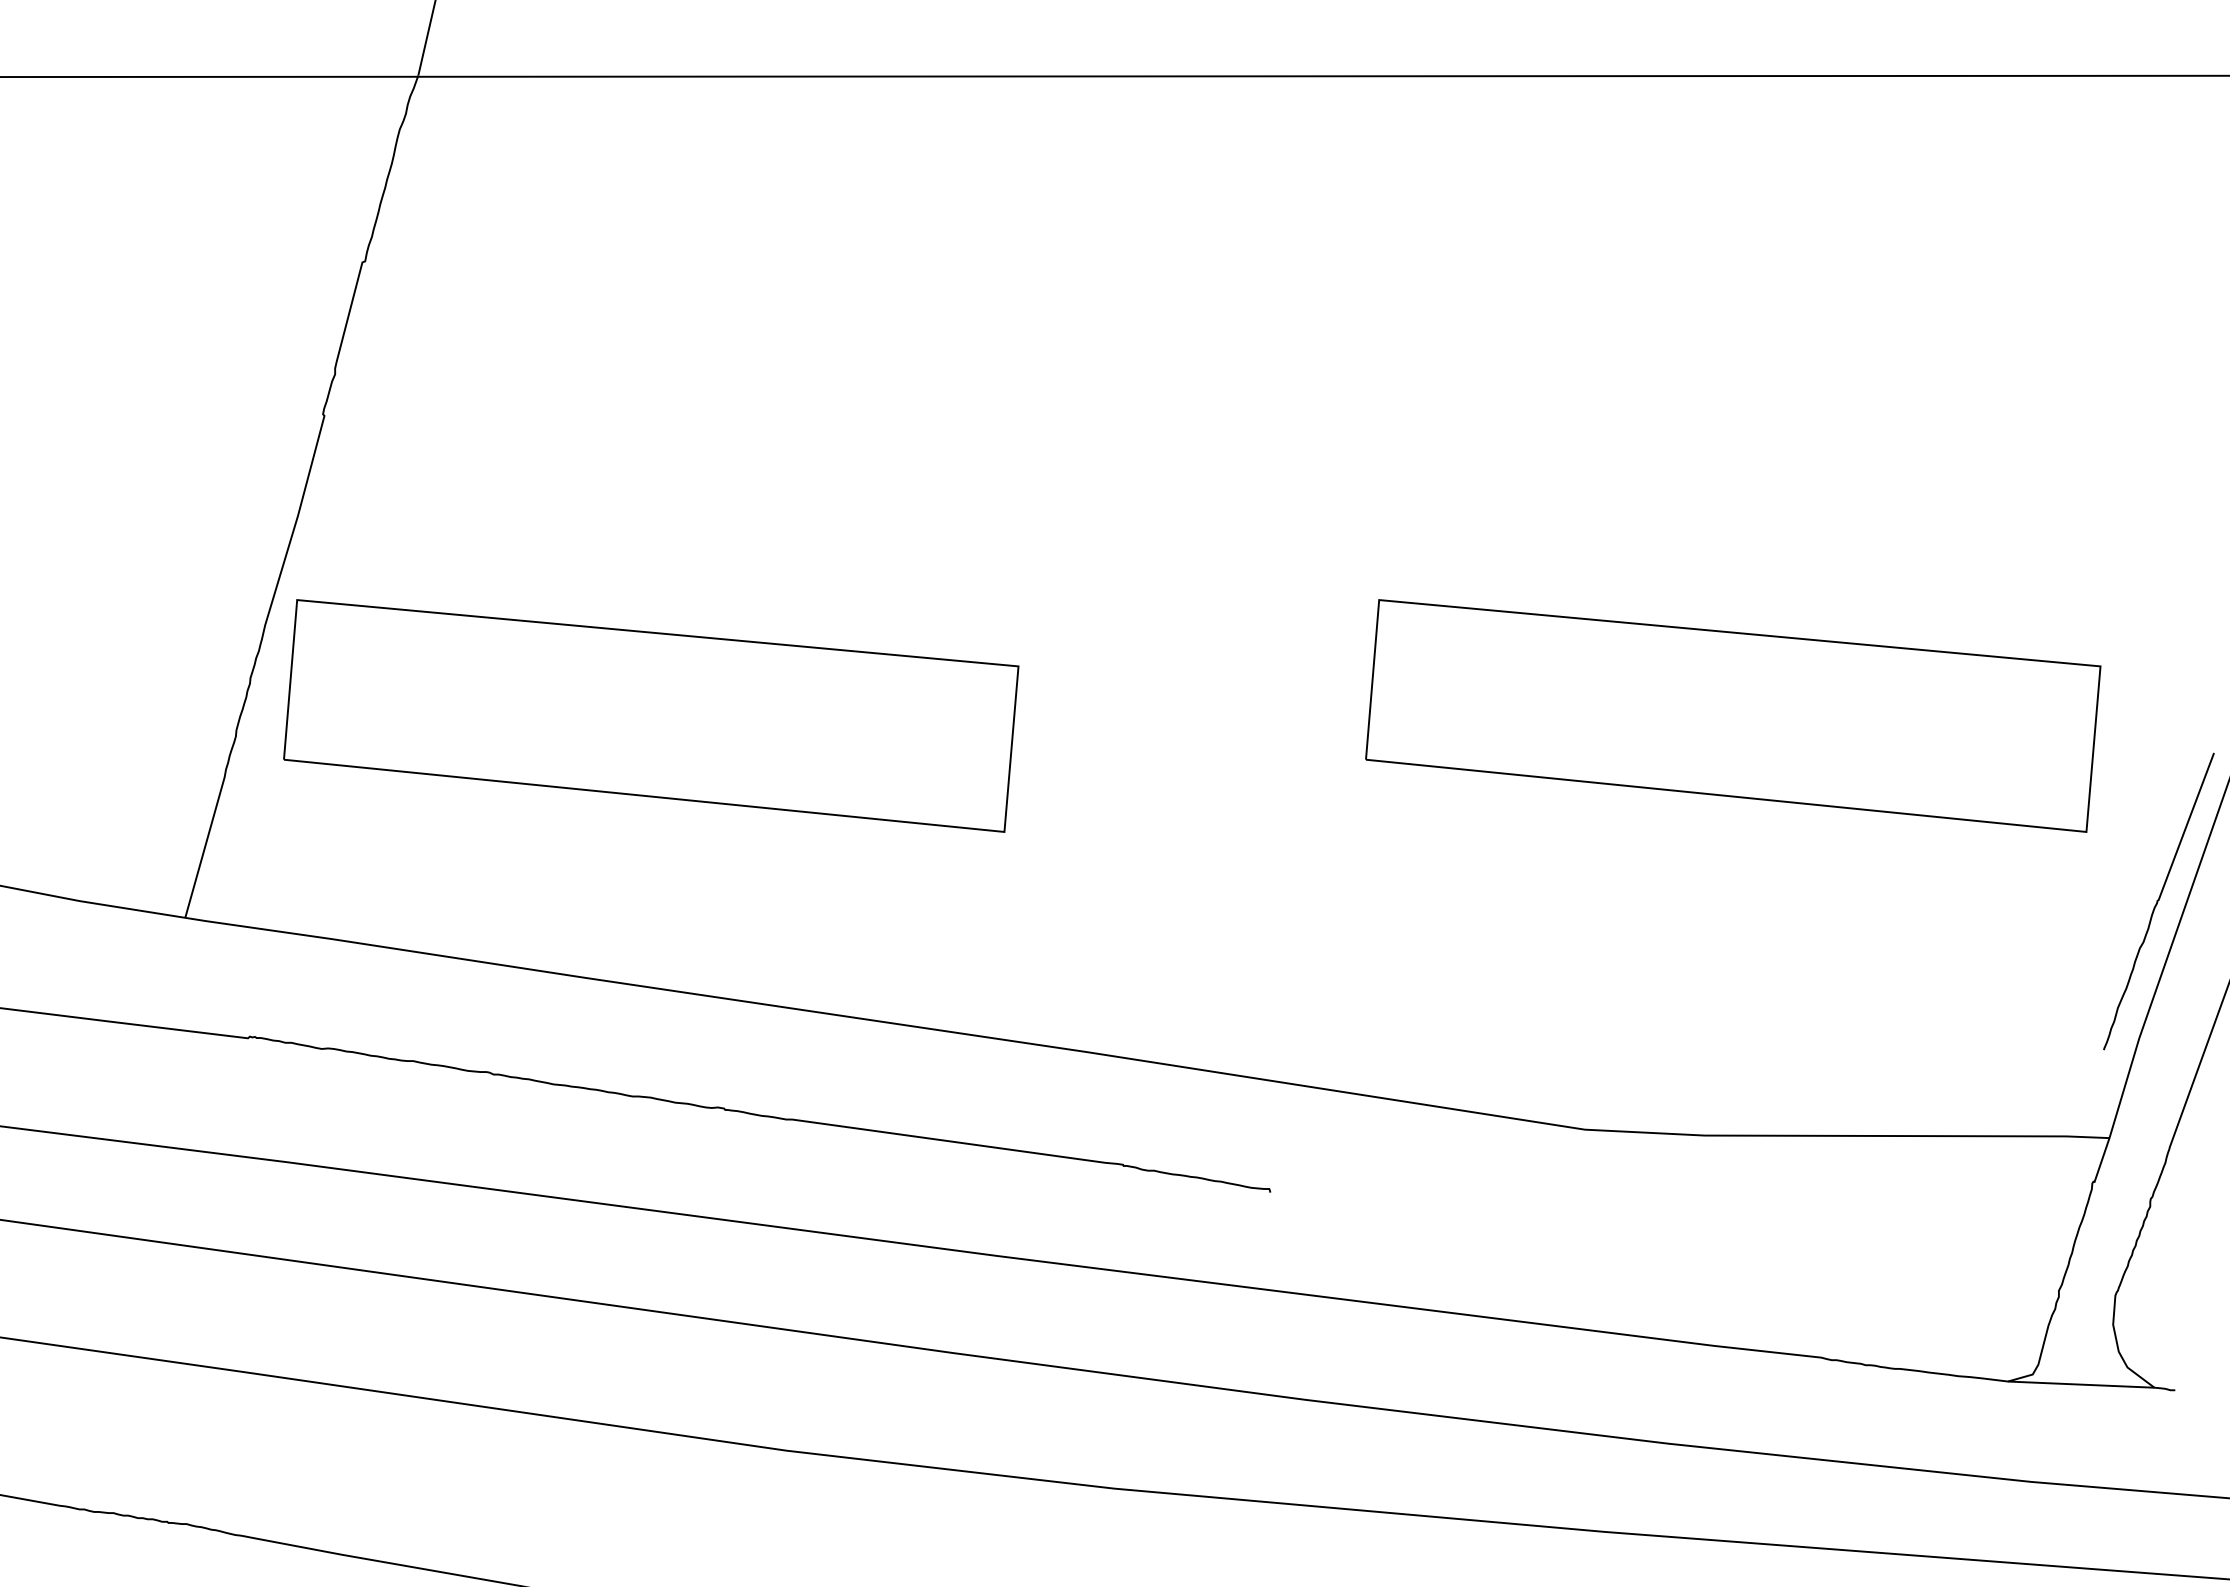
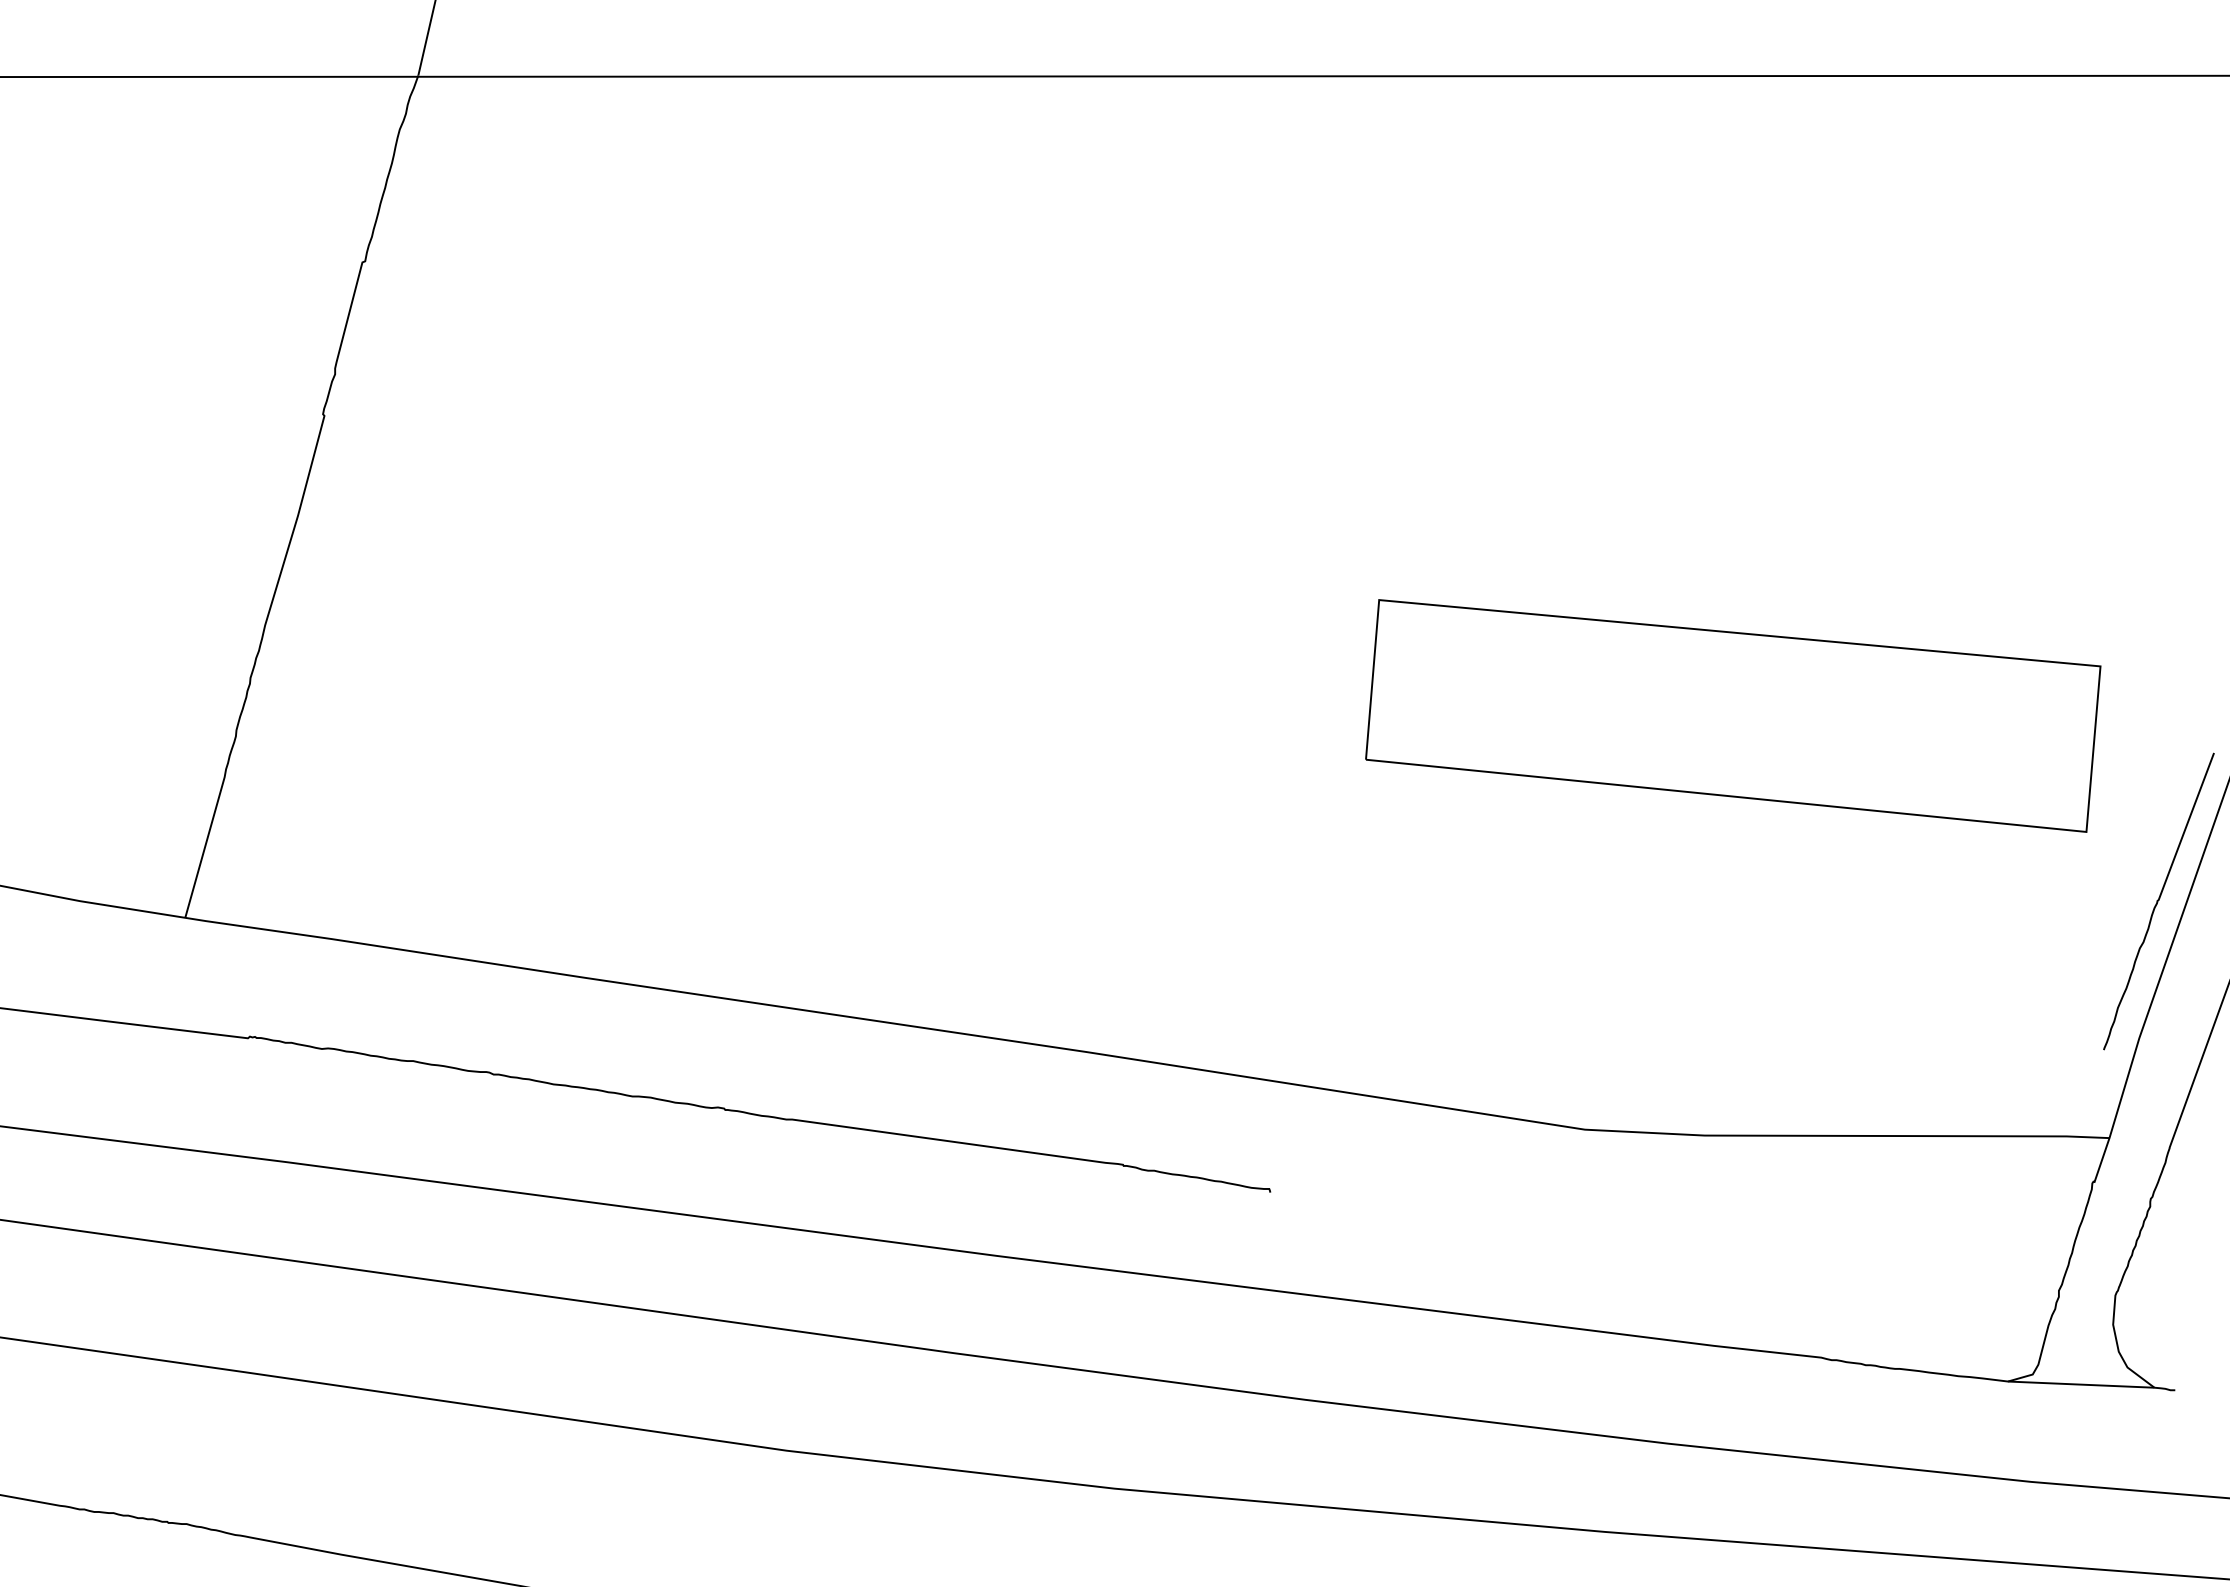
part: present -> none (651, 715)
